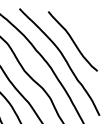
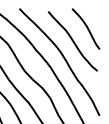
curve: none -> present (86, 28)
